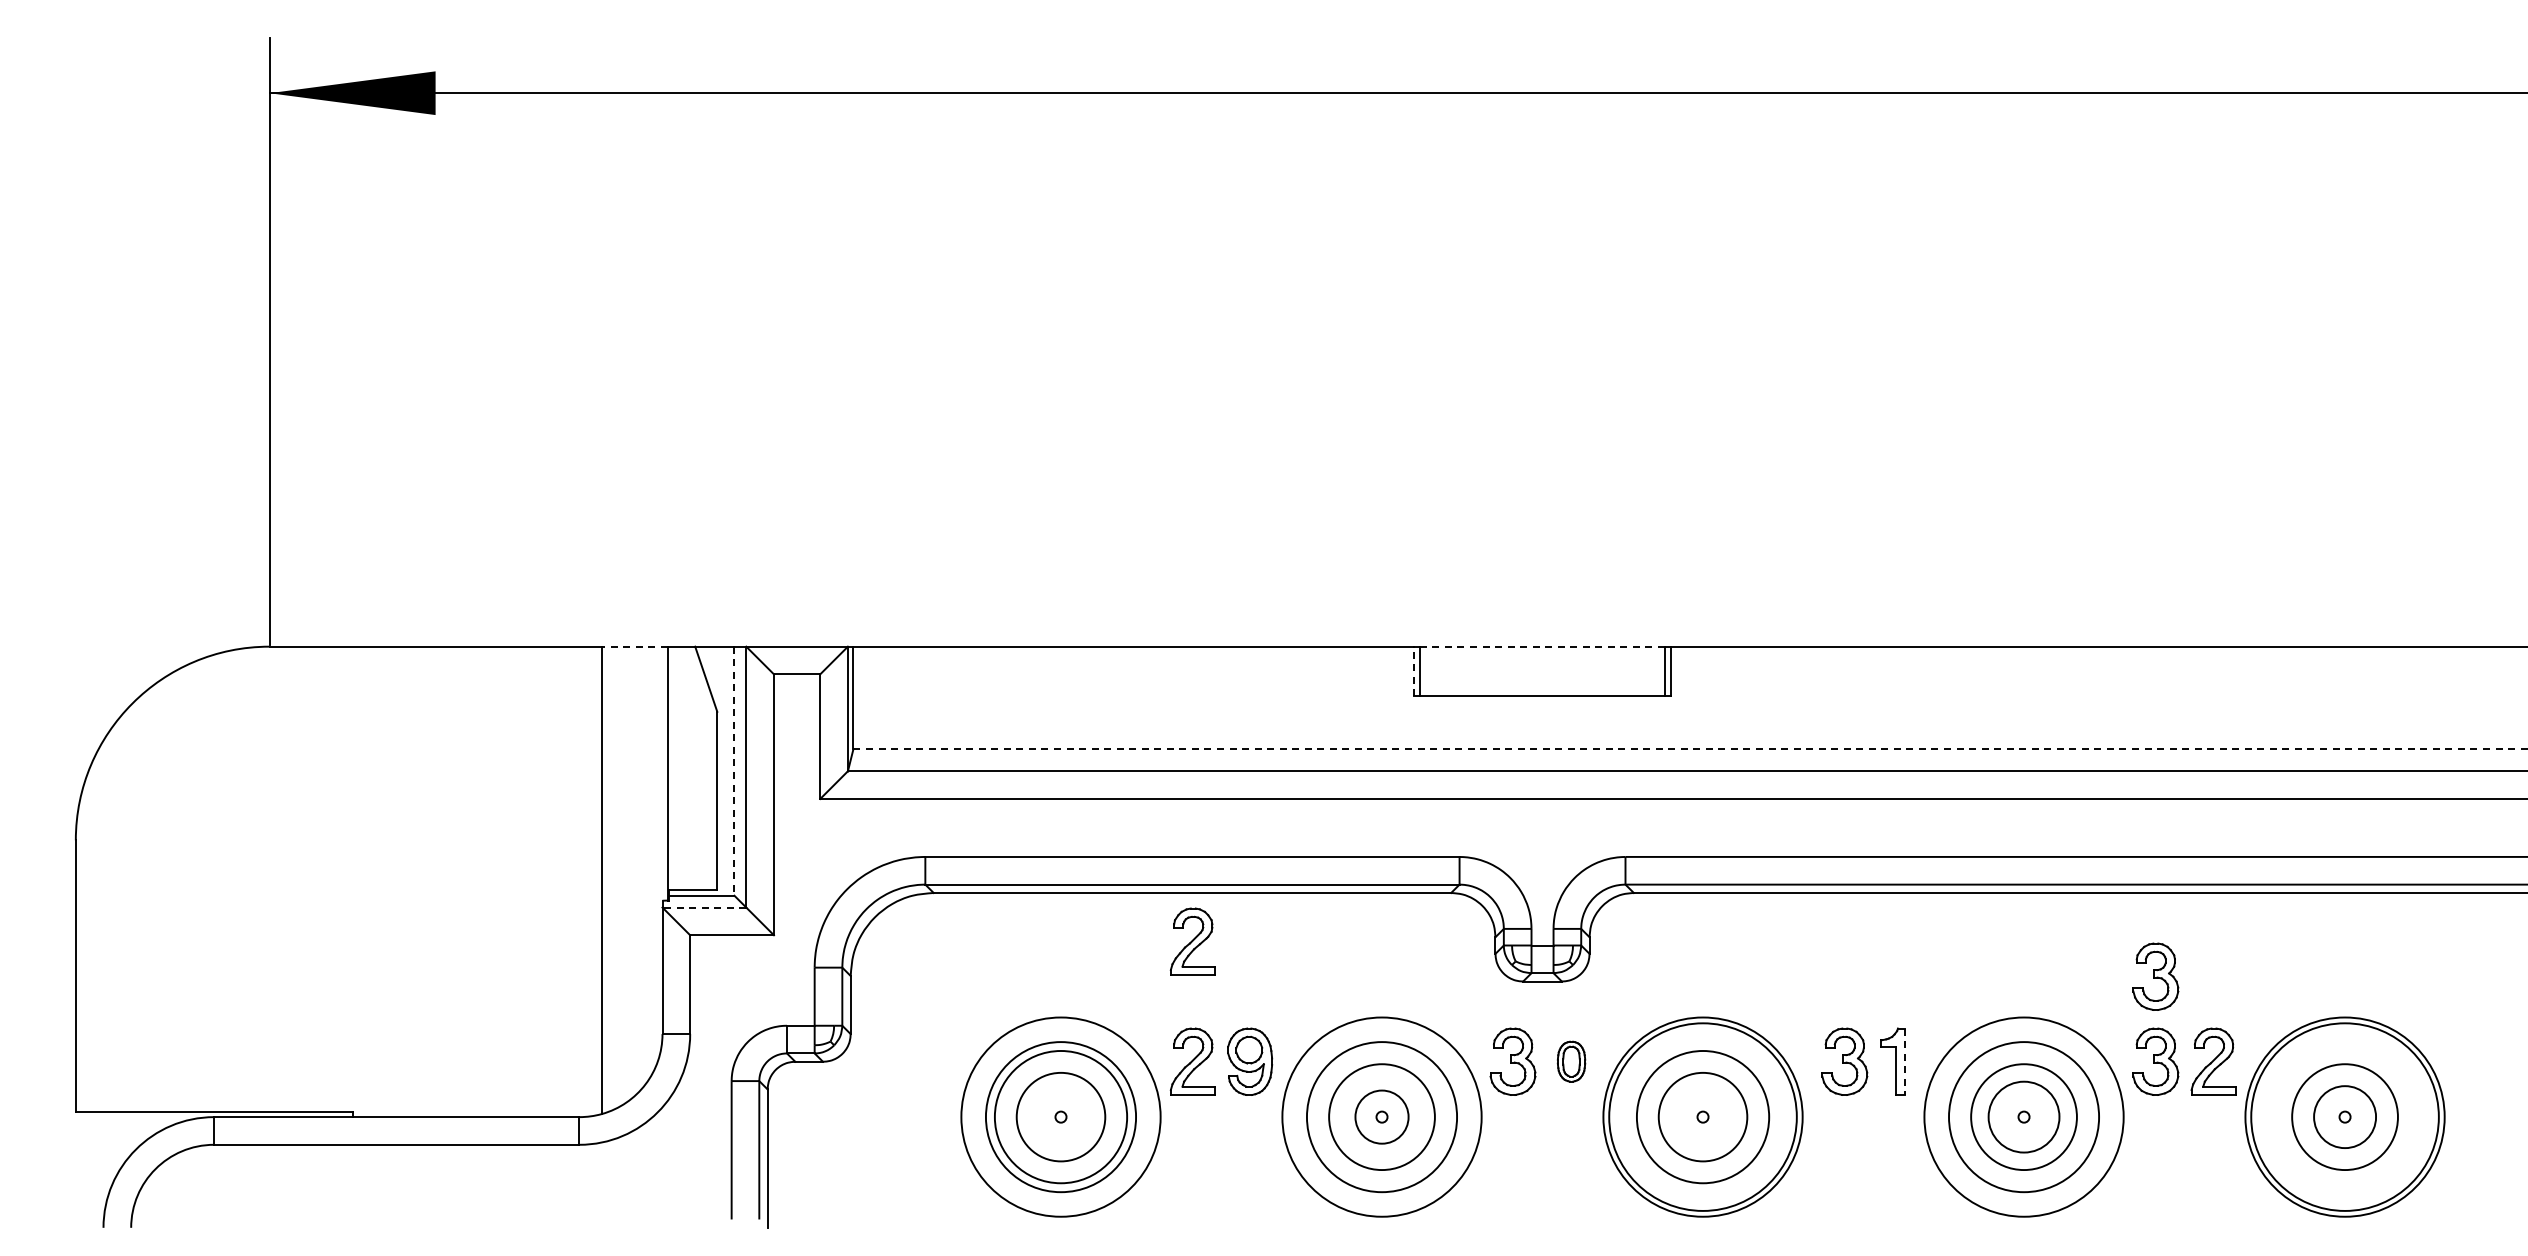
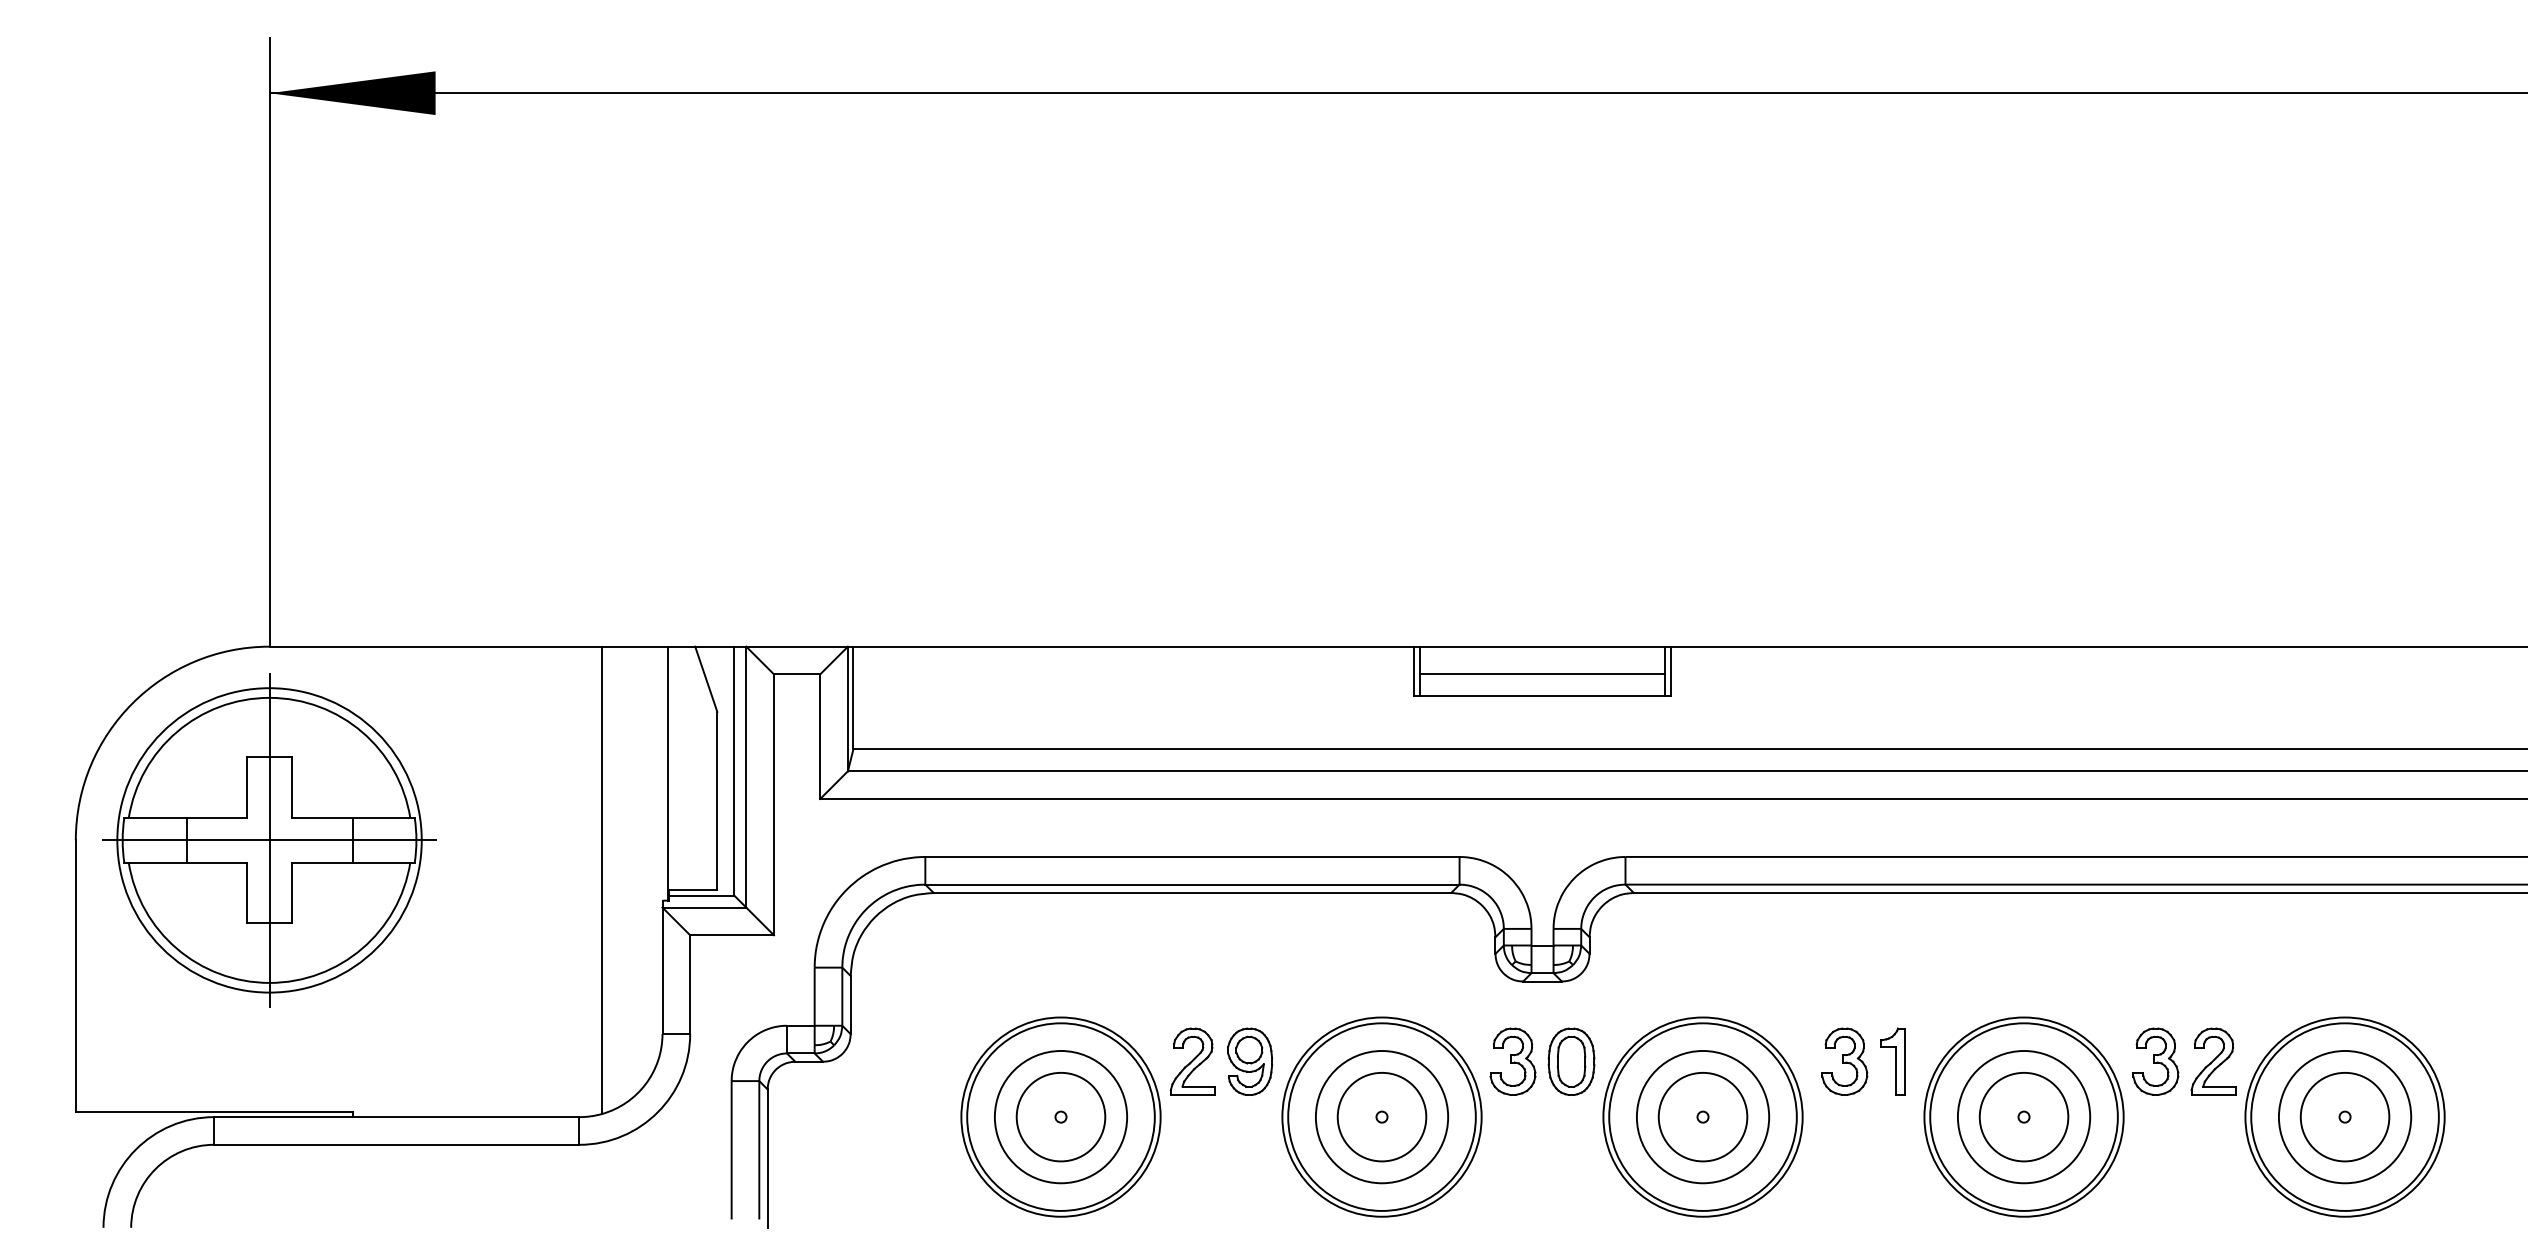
line: dashed -> solid (634, 646)
line: dashed -> solid (1542, 646)
line: dashed -> solid (1414, 671)
line: none -> present (1542, 674)
line: dashed -> solid (1690, 749)
line: dashed -> solid (734, 771)
part: none -> present (269, 840)
line: dashed -> solid (704, 907)
part: present -> none (1192, 941)
part: present -> none (2155, 976)
part size: 31x43 px -> 49x69 px (1571, 1061)
line: dashed -> solid (1904, 1062)
circle diameter: 53 px -> 89 px (1381, 1116)
circle diameter: 71 px -> 89 px (2023, 1116)
circle diameter: 150 px -> 188 px (1060, 1116)
circle diameter: 106 px -> 132 px (1381, 1116)
circle diameter: 150 px -> 188 px (1381, 1116)
circle diameter: 106 px -> 132 px (2023, 1116)
circle diameter: 150 px -> 188 px (2023, 1116)
circle diameter: 106 px -> 132 px (2344, 1116)
circle diameter: 62 px -> 89 px (2344, 1116)
